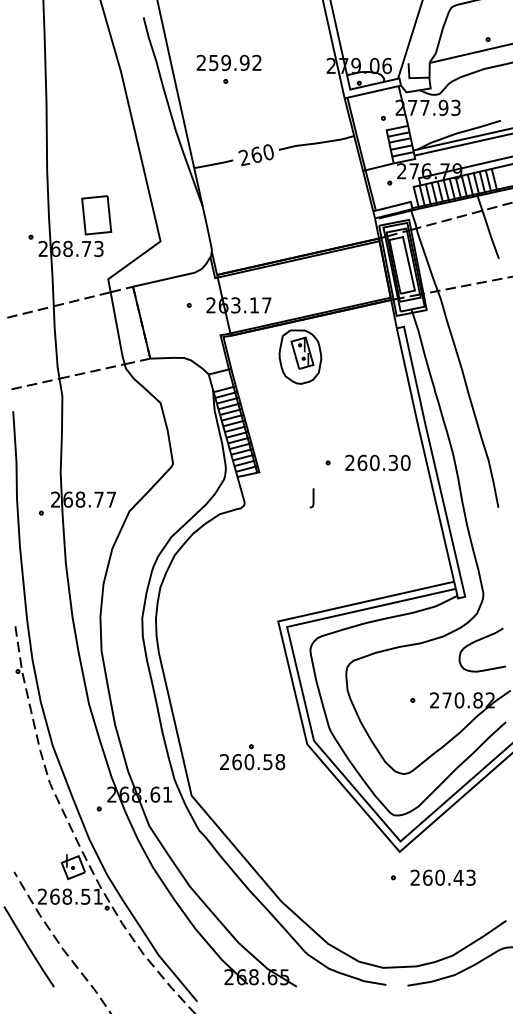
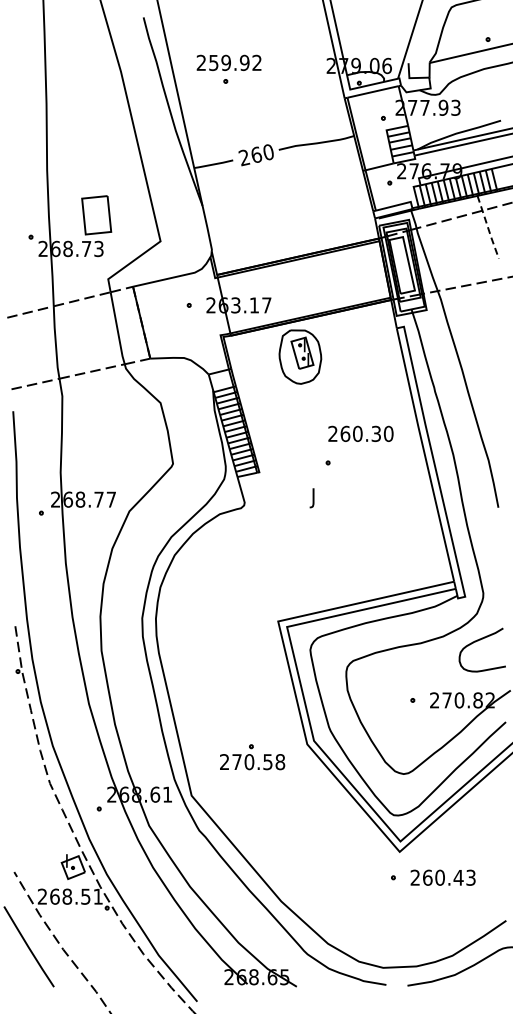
line: solid -> dashed (487, 227)
text position: (377, 462) -> (360, 433) (360, 433)
text: 260.58 -> 270.58 (236, 762)
